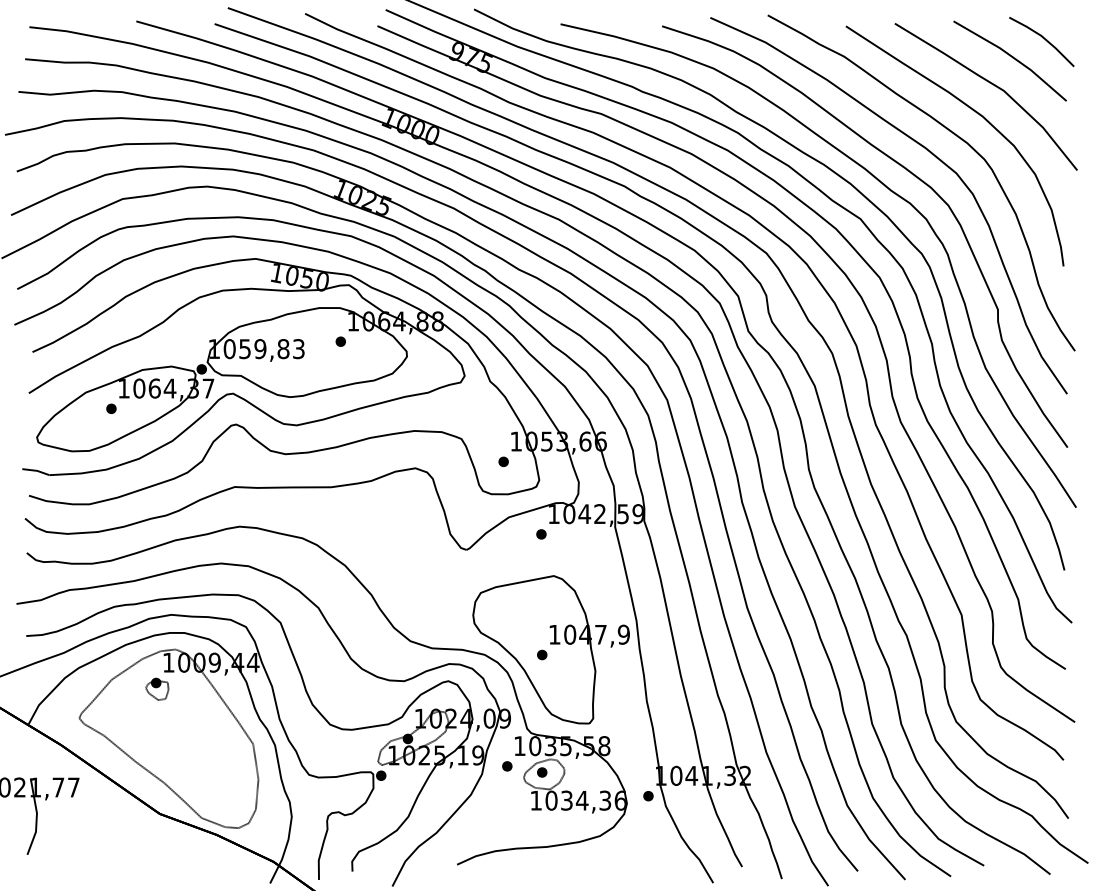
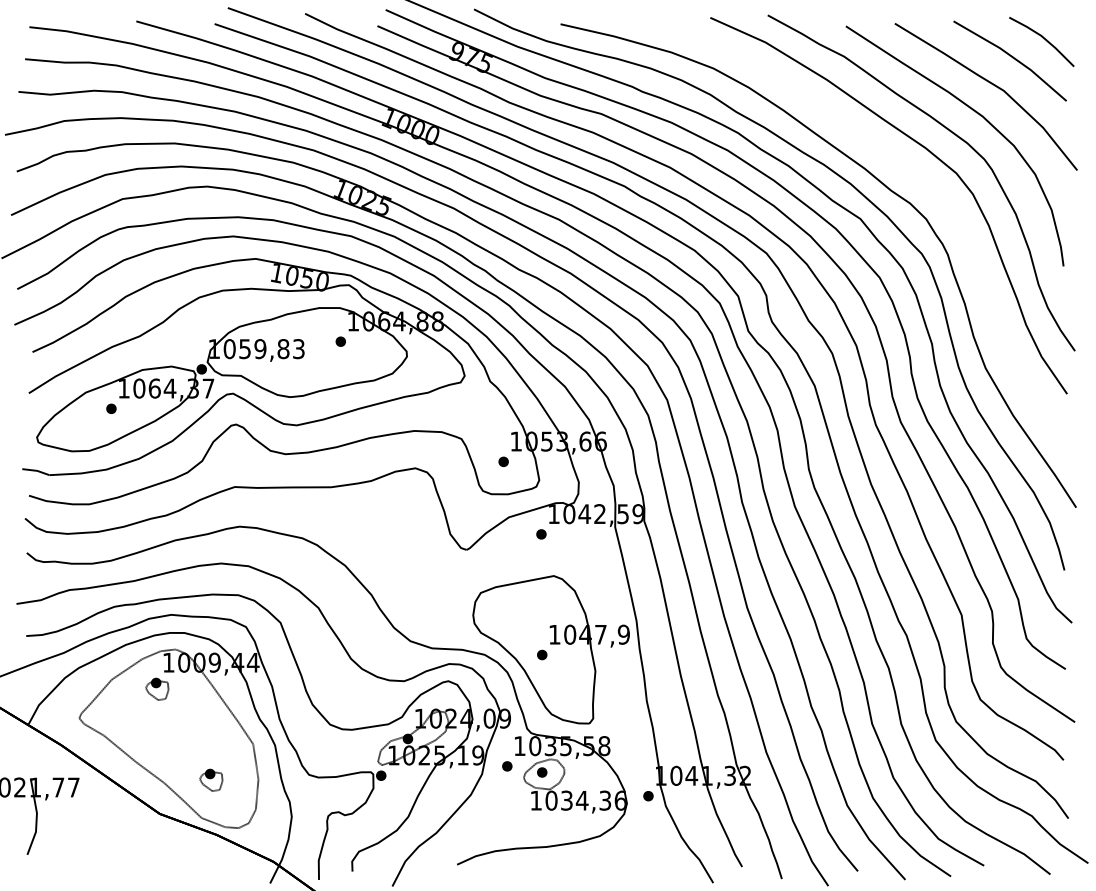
part: present -> none (911, 174)
part: none -> present (211, 779)
